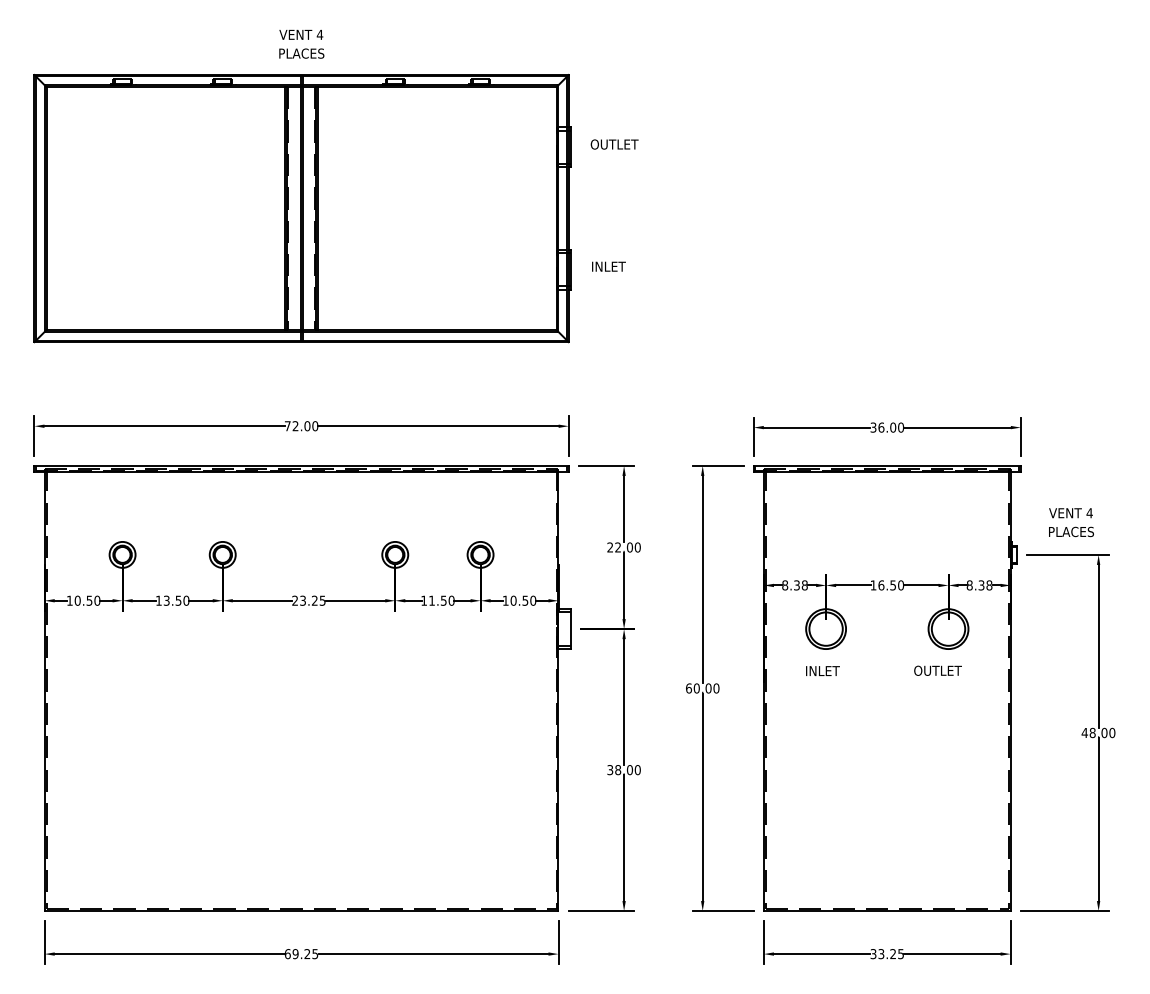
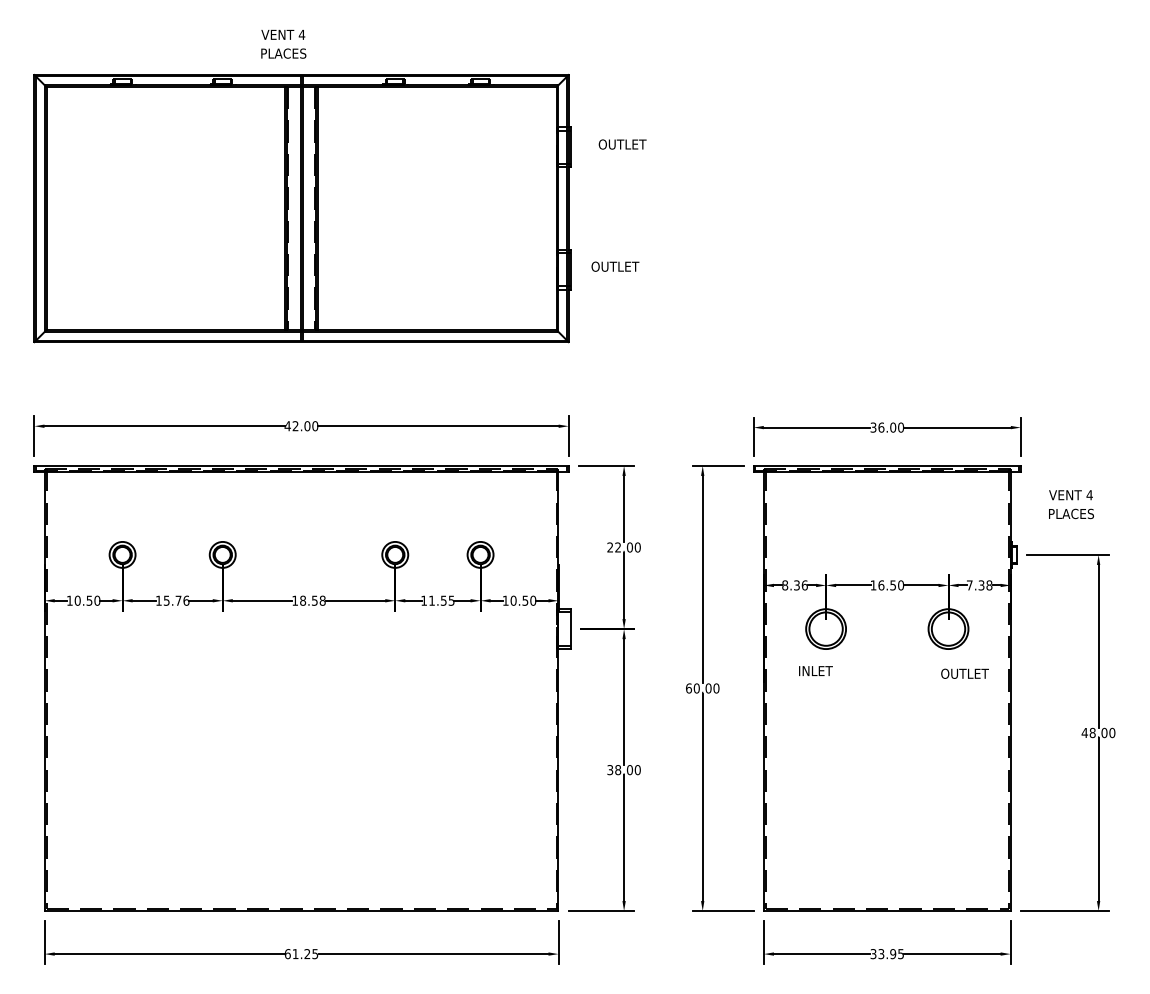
text position: (301, 43) -> (283, 43) (283, 43)
text position: (614, 144) -> (622, 144) (622, 144)
text: INLET -> OUTLET (615, 266)
text: 72.00 -> 42.00 (287, 426)
text position: (1071, 522) -> (1071, 504) (1071, 504)
text: 8.38 -> 8.36 (804, 585)
text: 8.38 -> 7.38 (969, 585)
text: 13.50 -> 15.76 (176, 600)
text: 23.25 -> 18.58 (308, 600)
text: 11.50 -> 11.55 (451, 600)
text position: (822, 670) -> (815, 670) (815, 670)
text position: (937, 670) -> (964, 673) (964, 673)
text: 69.25 -> 61.25 (295, 954)
text: 33.25 -> 33.95 (893, 954)
